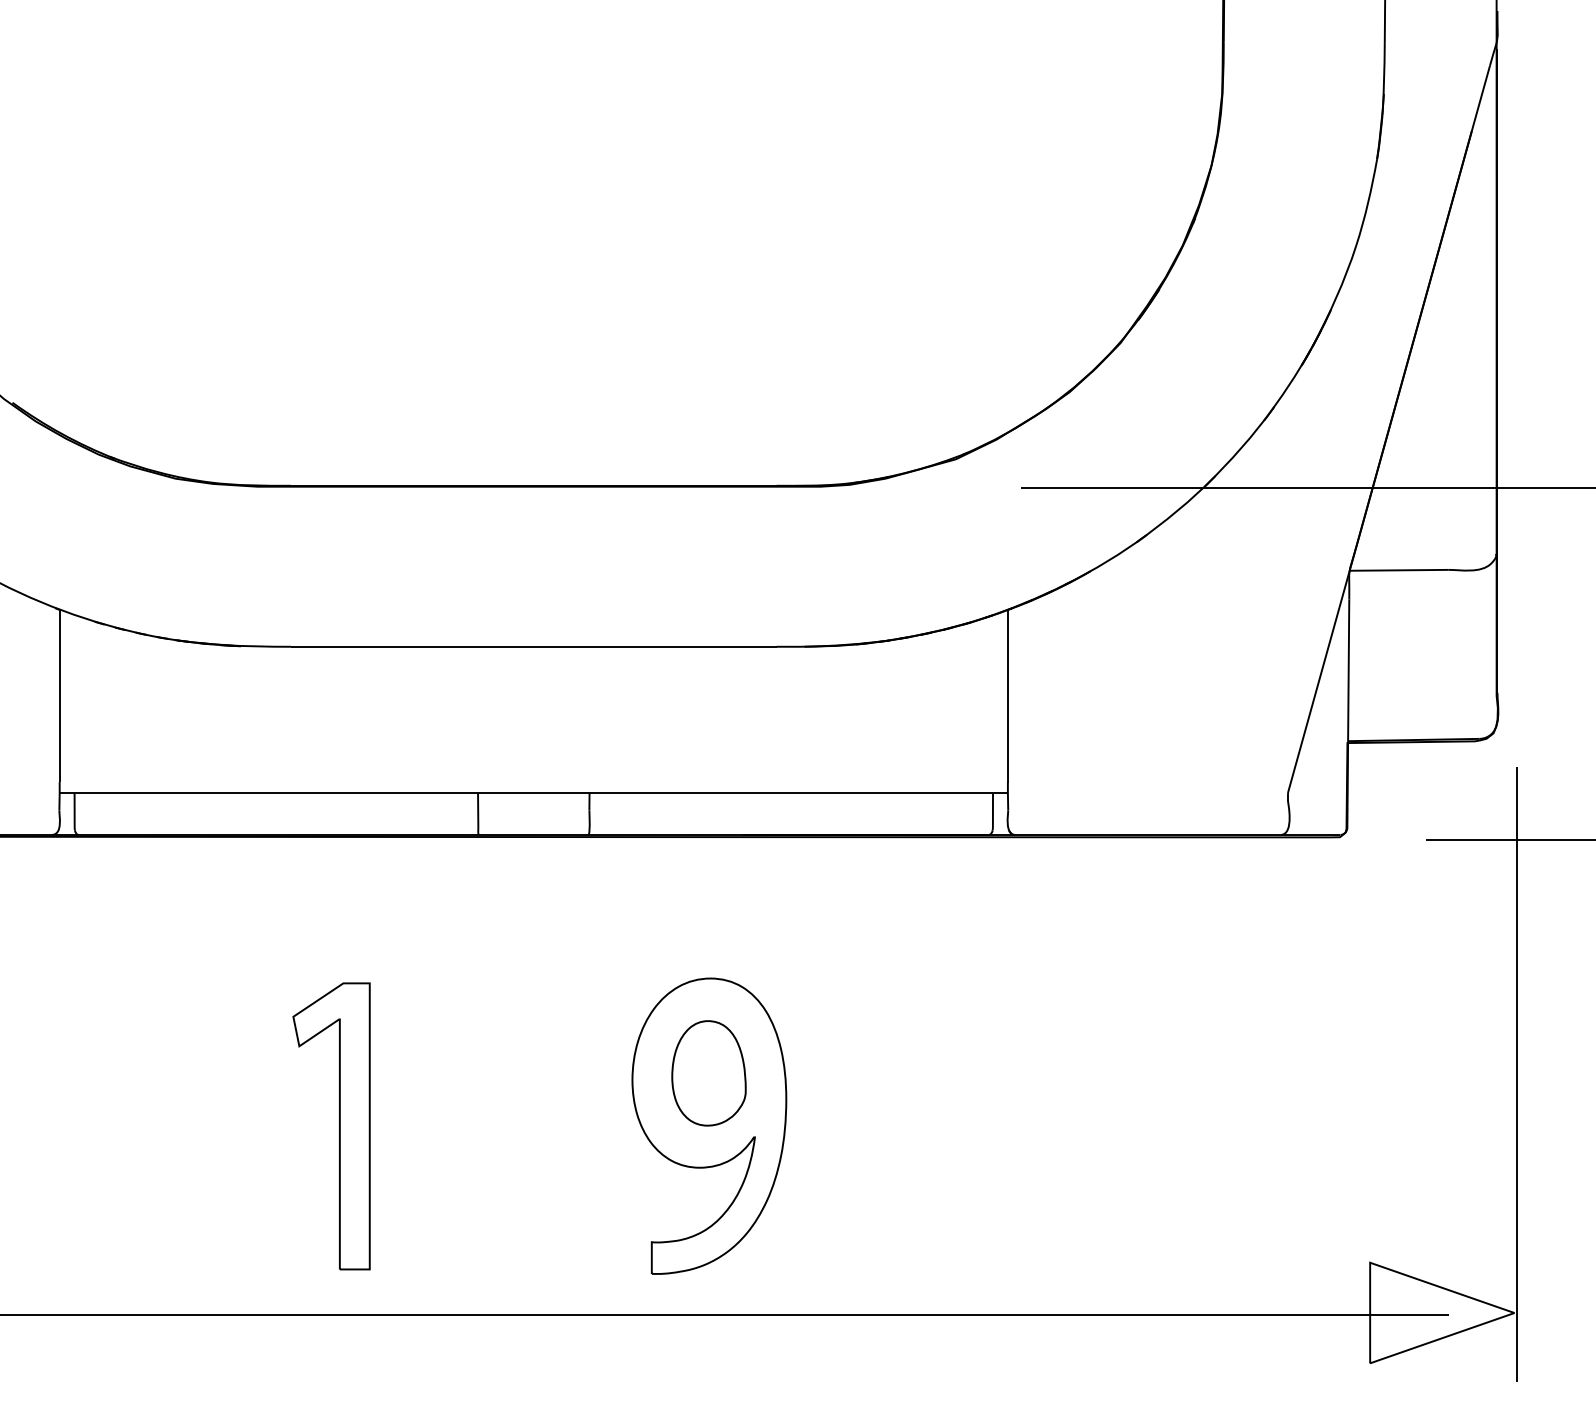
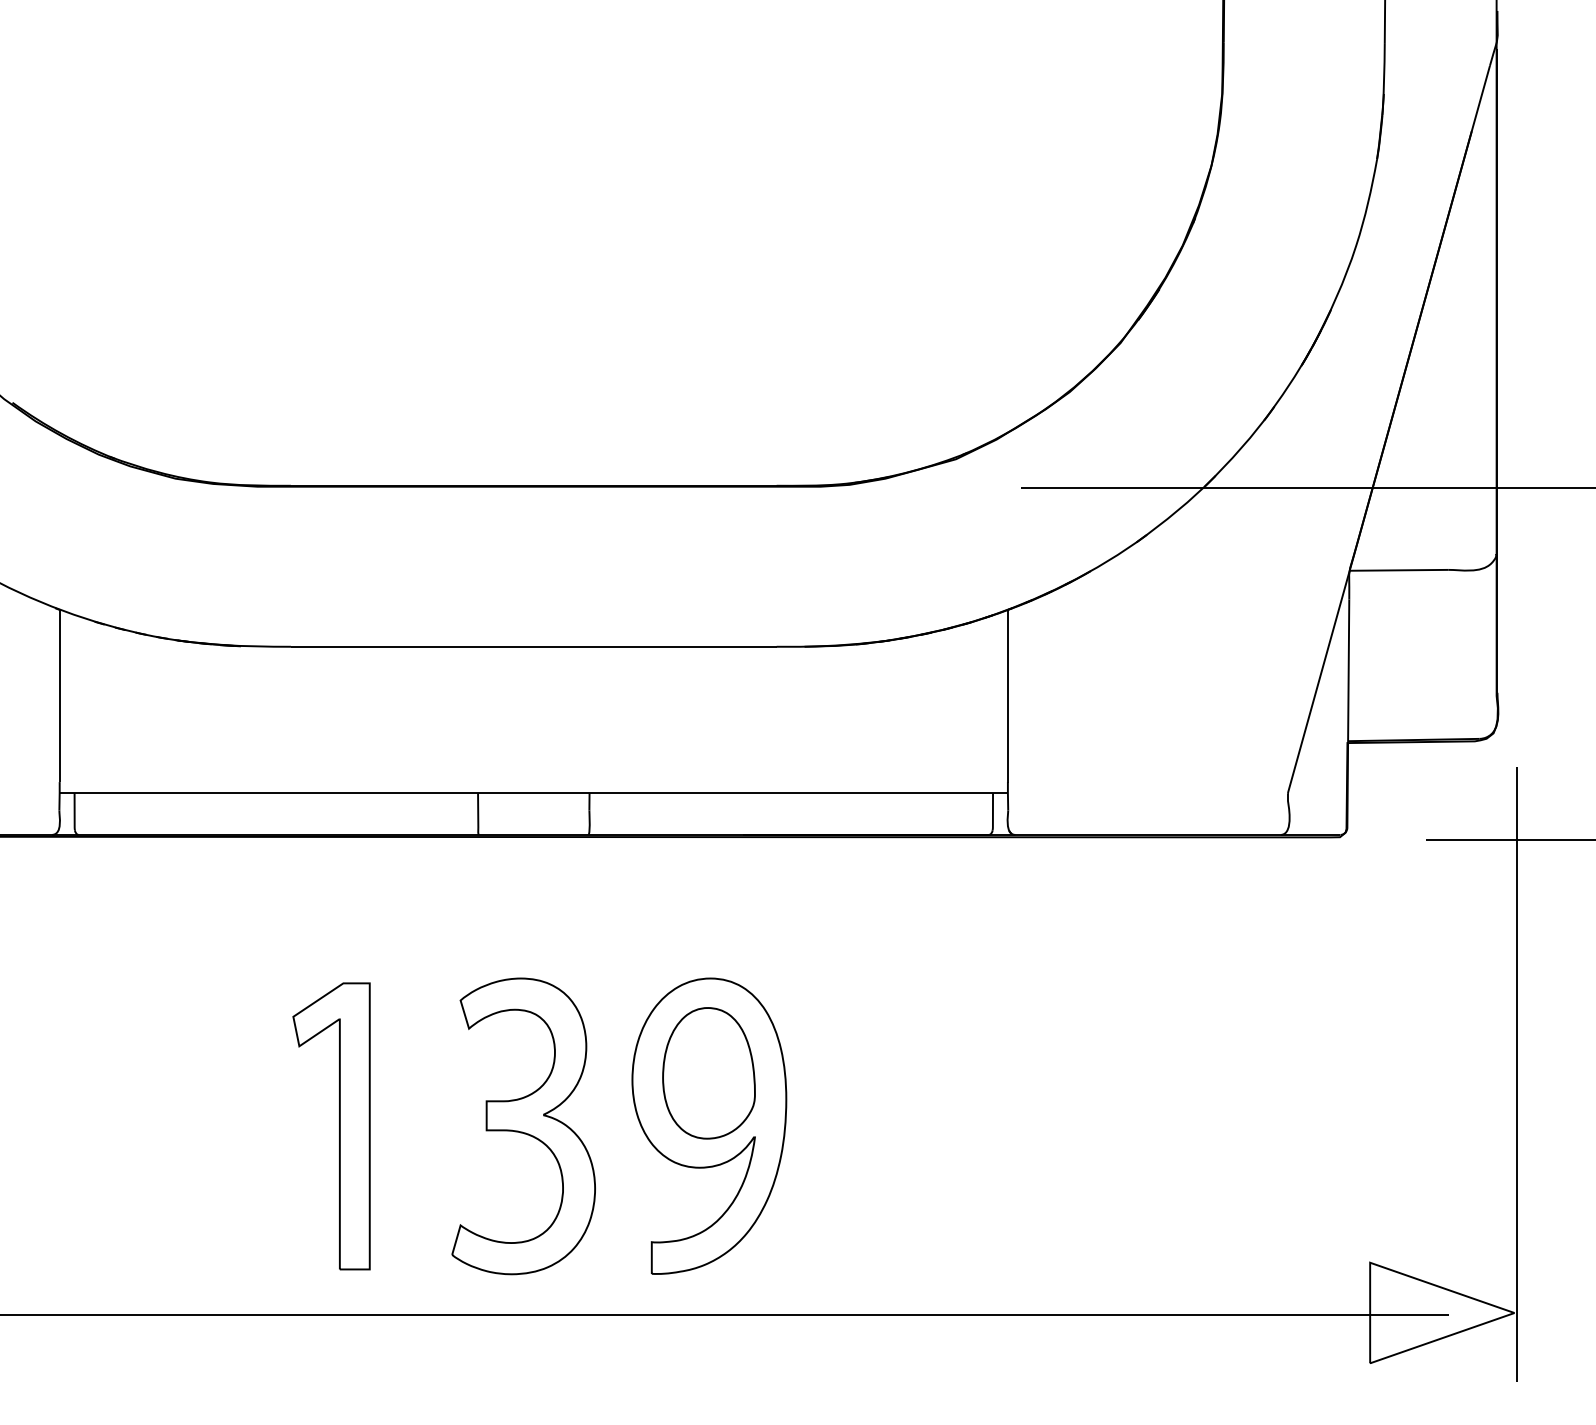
part size: 76x107 px -> 94x133 px (708, 1073)
part: none -> present (523, 1126)
